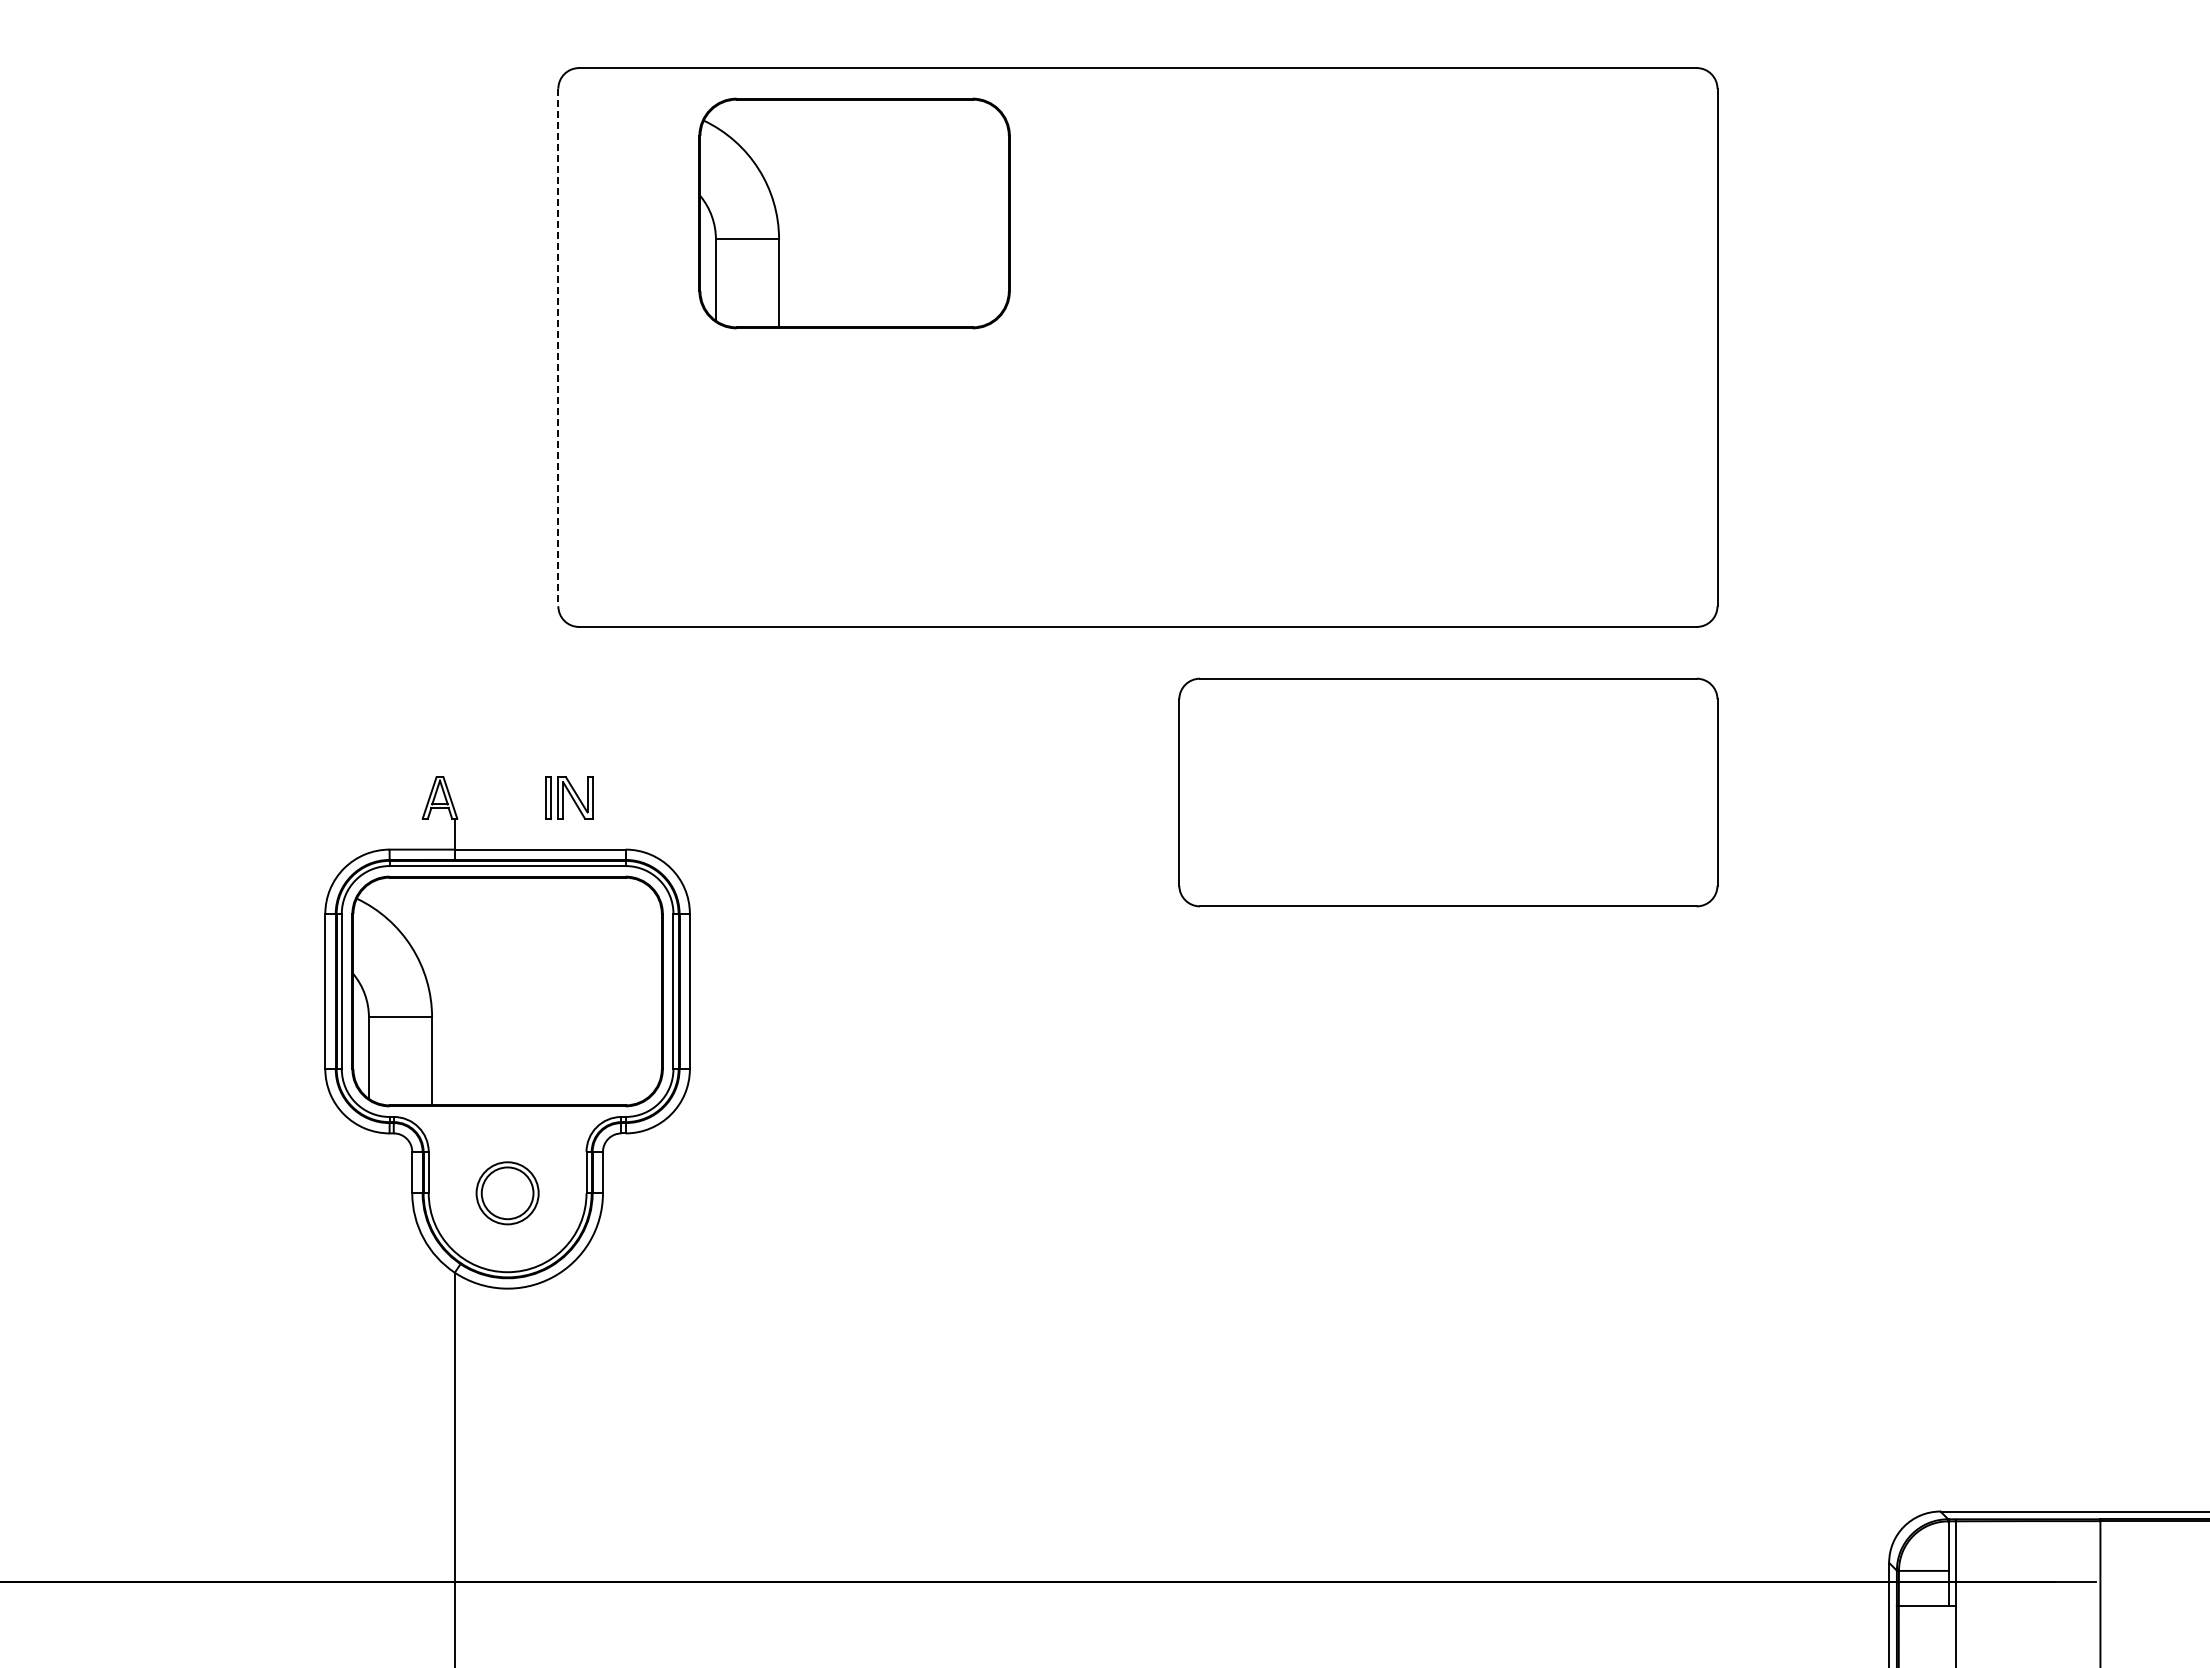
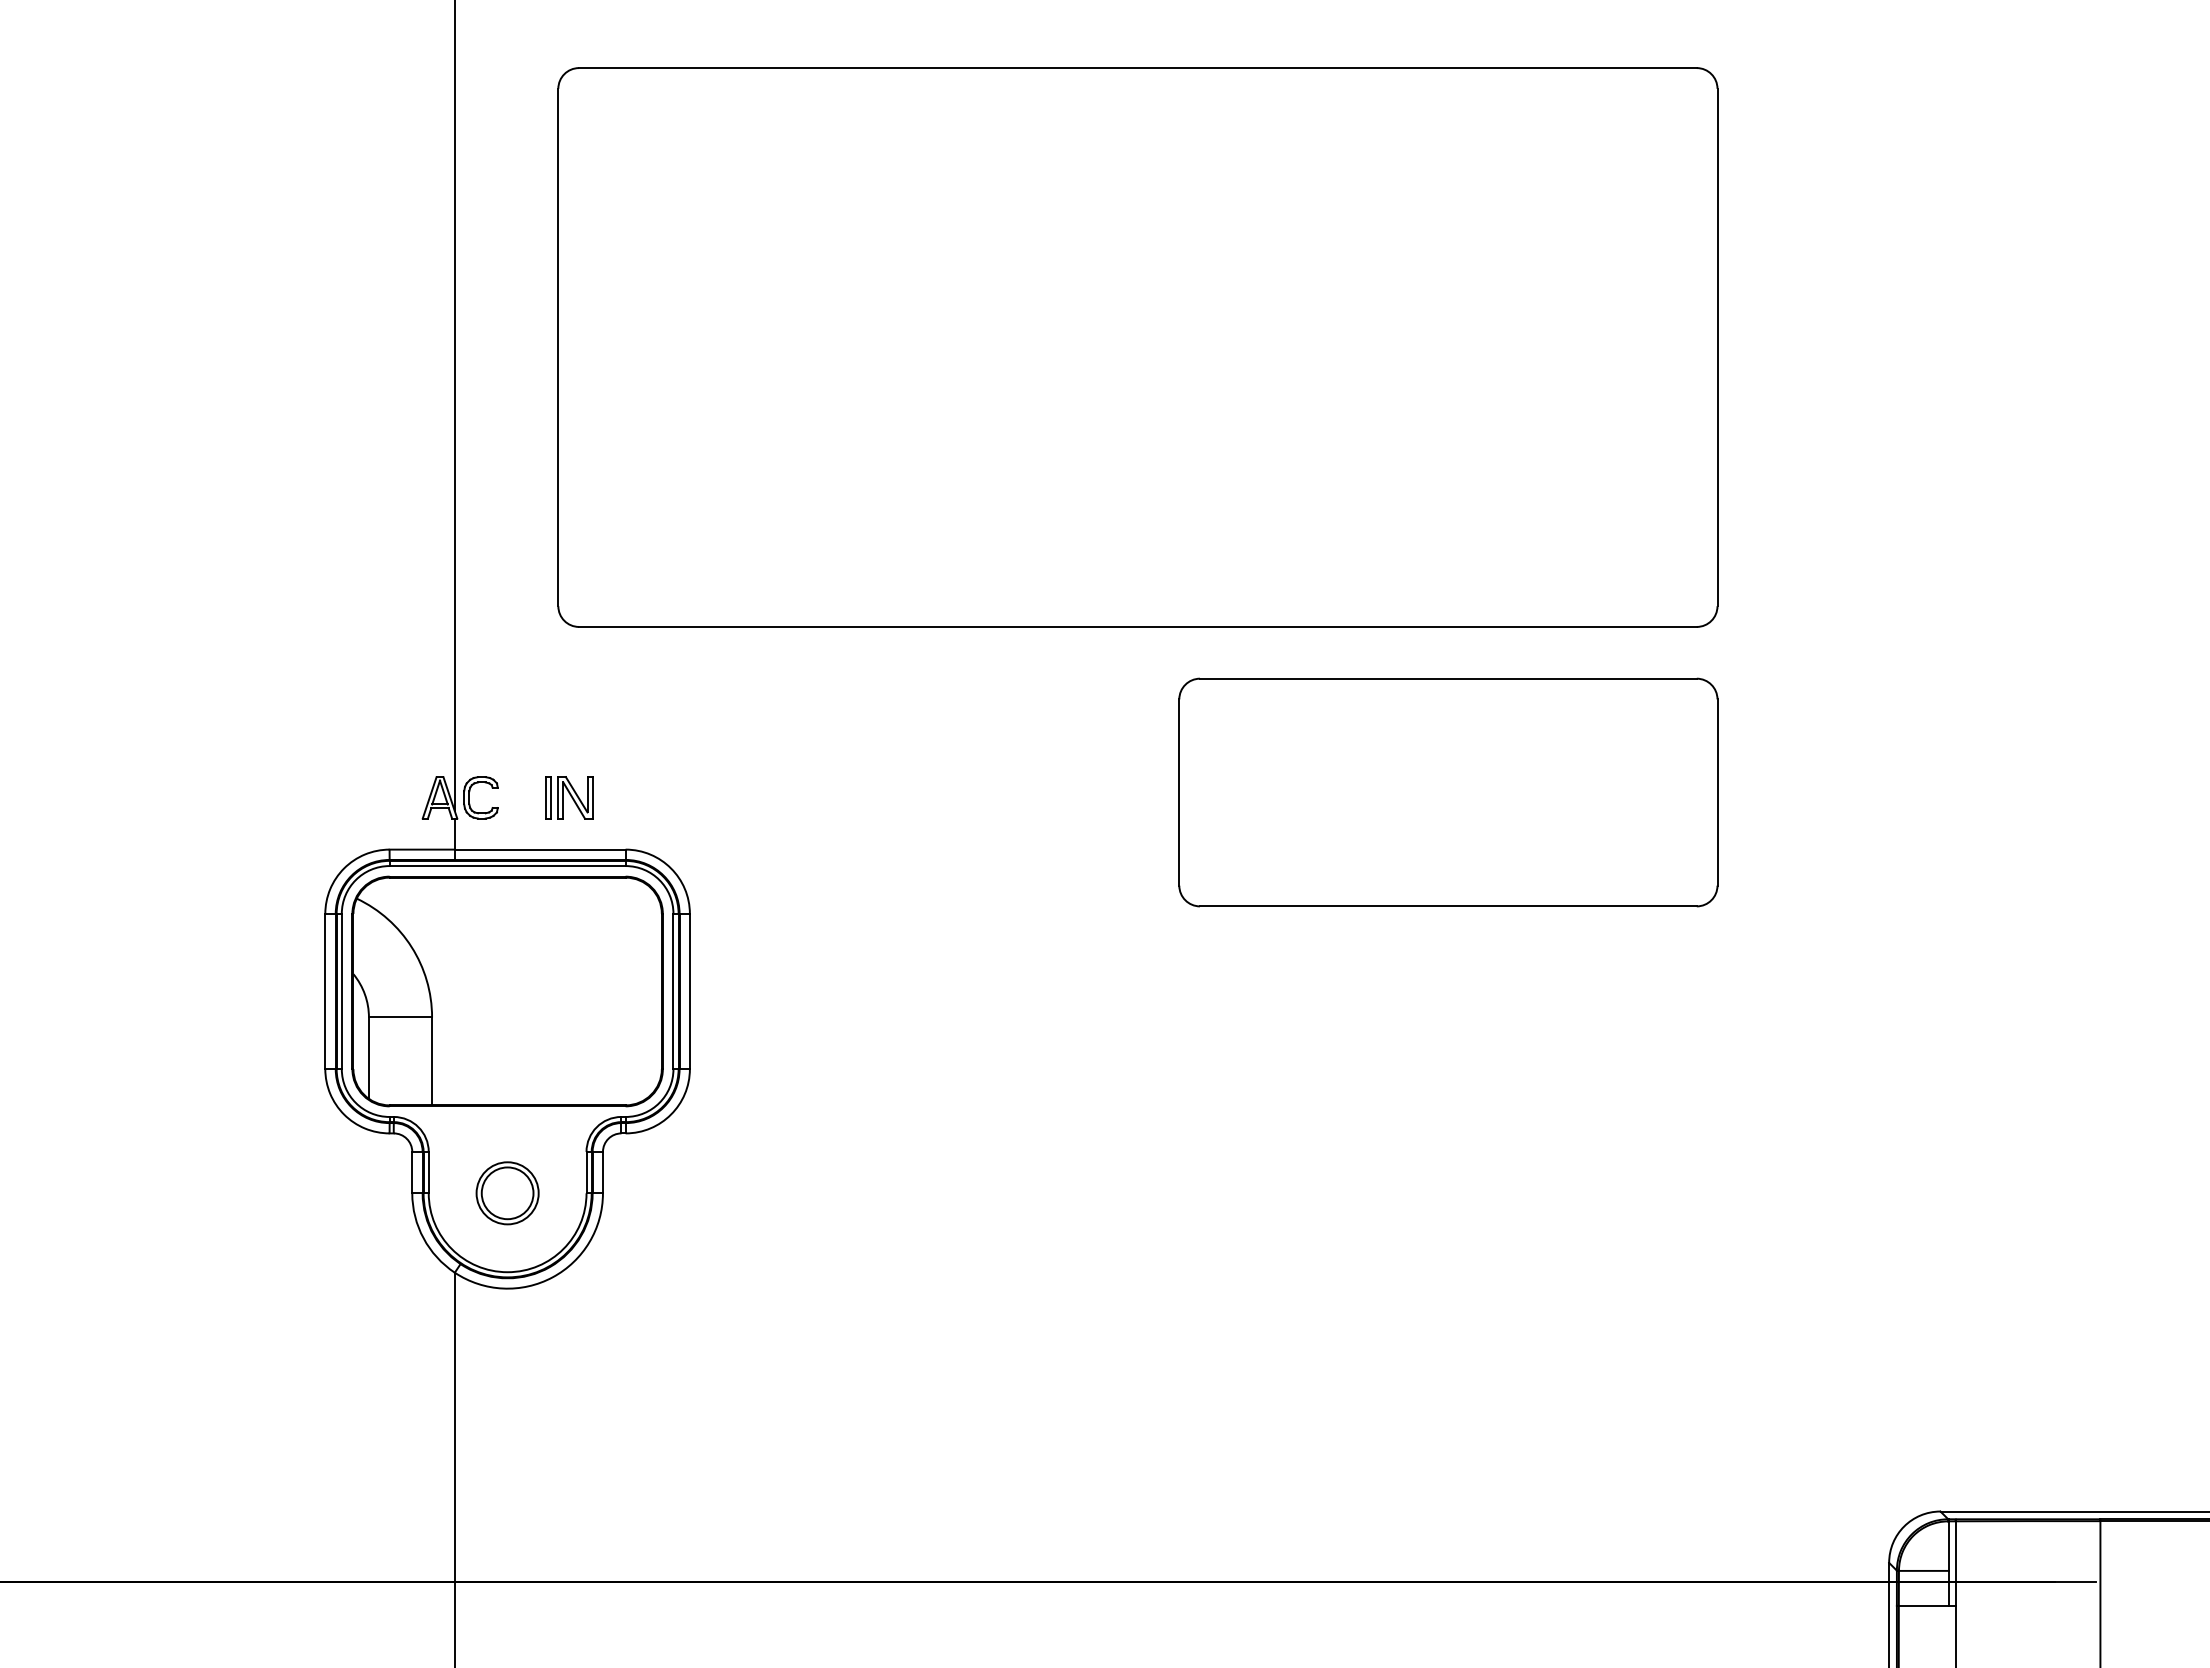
part: present -> none (854, 213)
line: dashed -> solid (558, 347)
line: none -> present (454, 406)
part: none -> present (469, 797)
